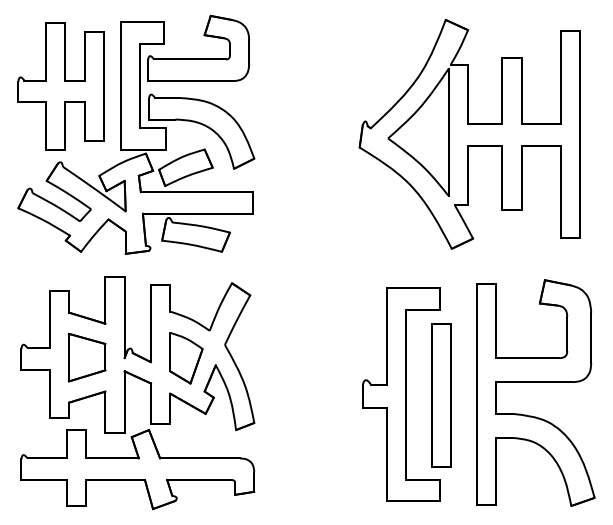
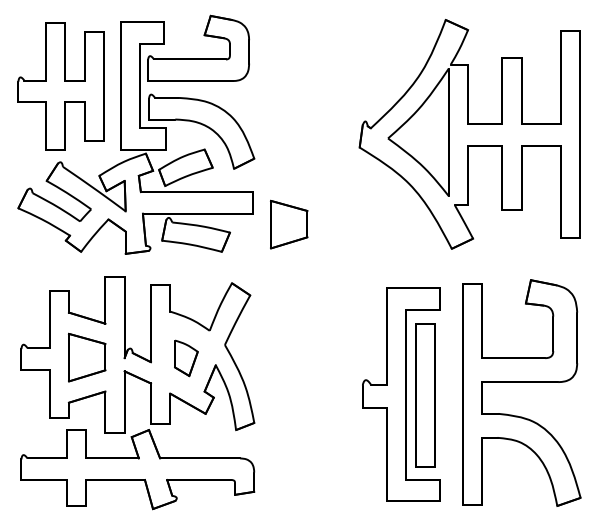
part: none -> present (289, 224)
part size: 35x53 px -> 25x39 px (186, 358)
part position: (535, 382) -> (521, 382) (521, 382)
part position: (441, 395) -> (425, 395) (425, 395)
